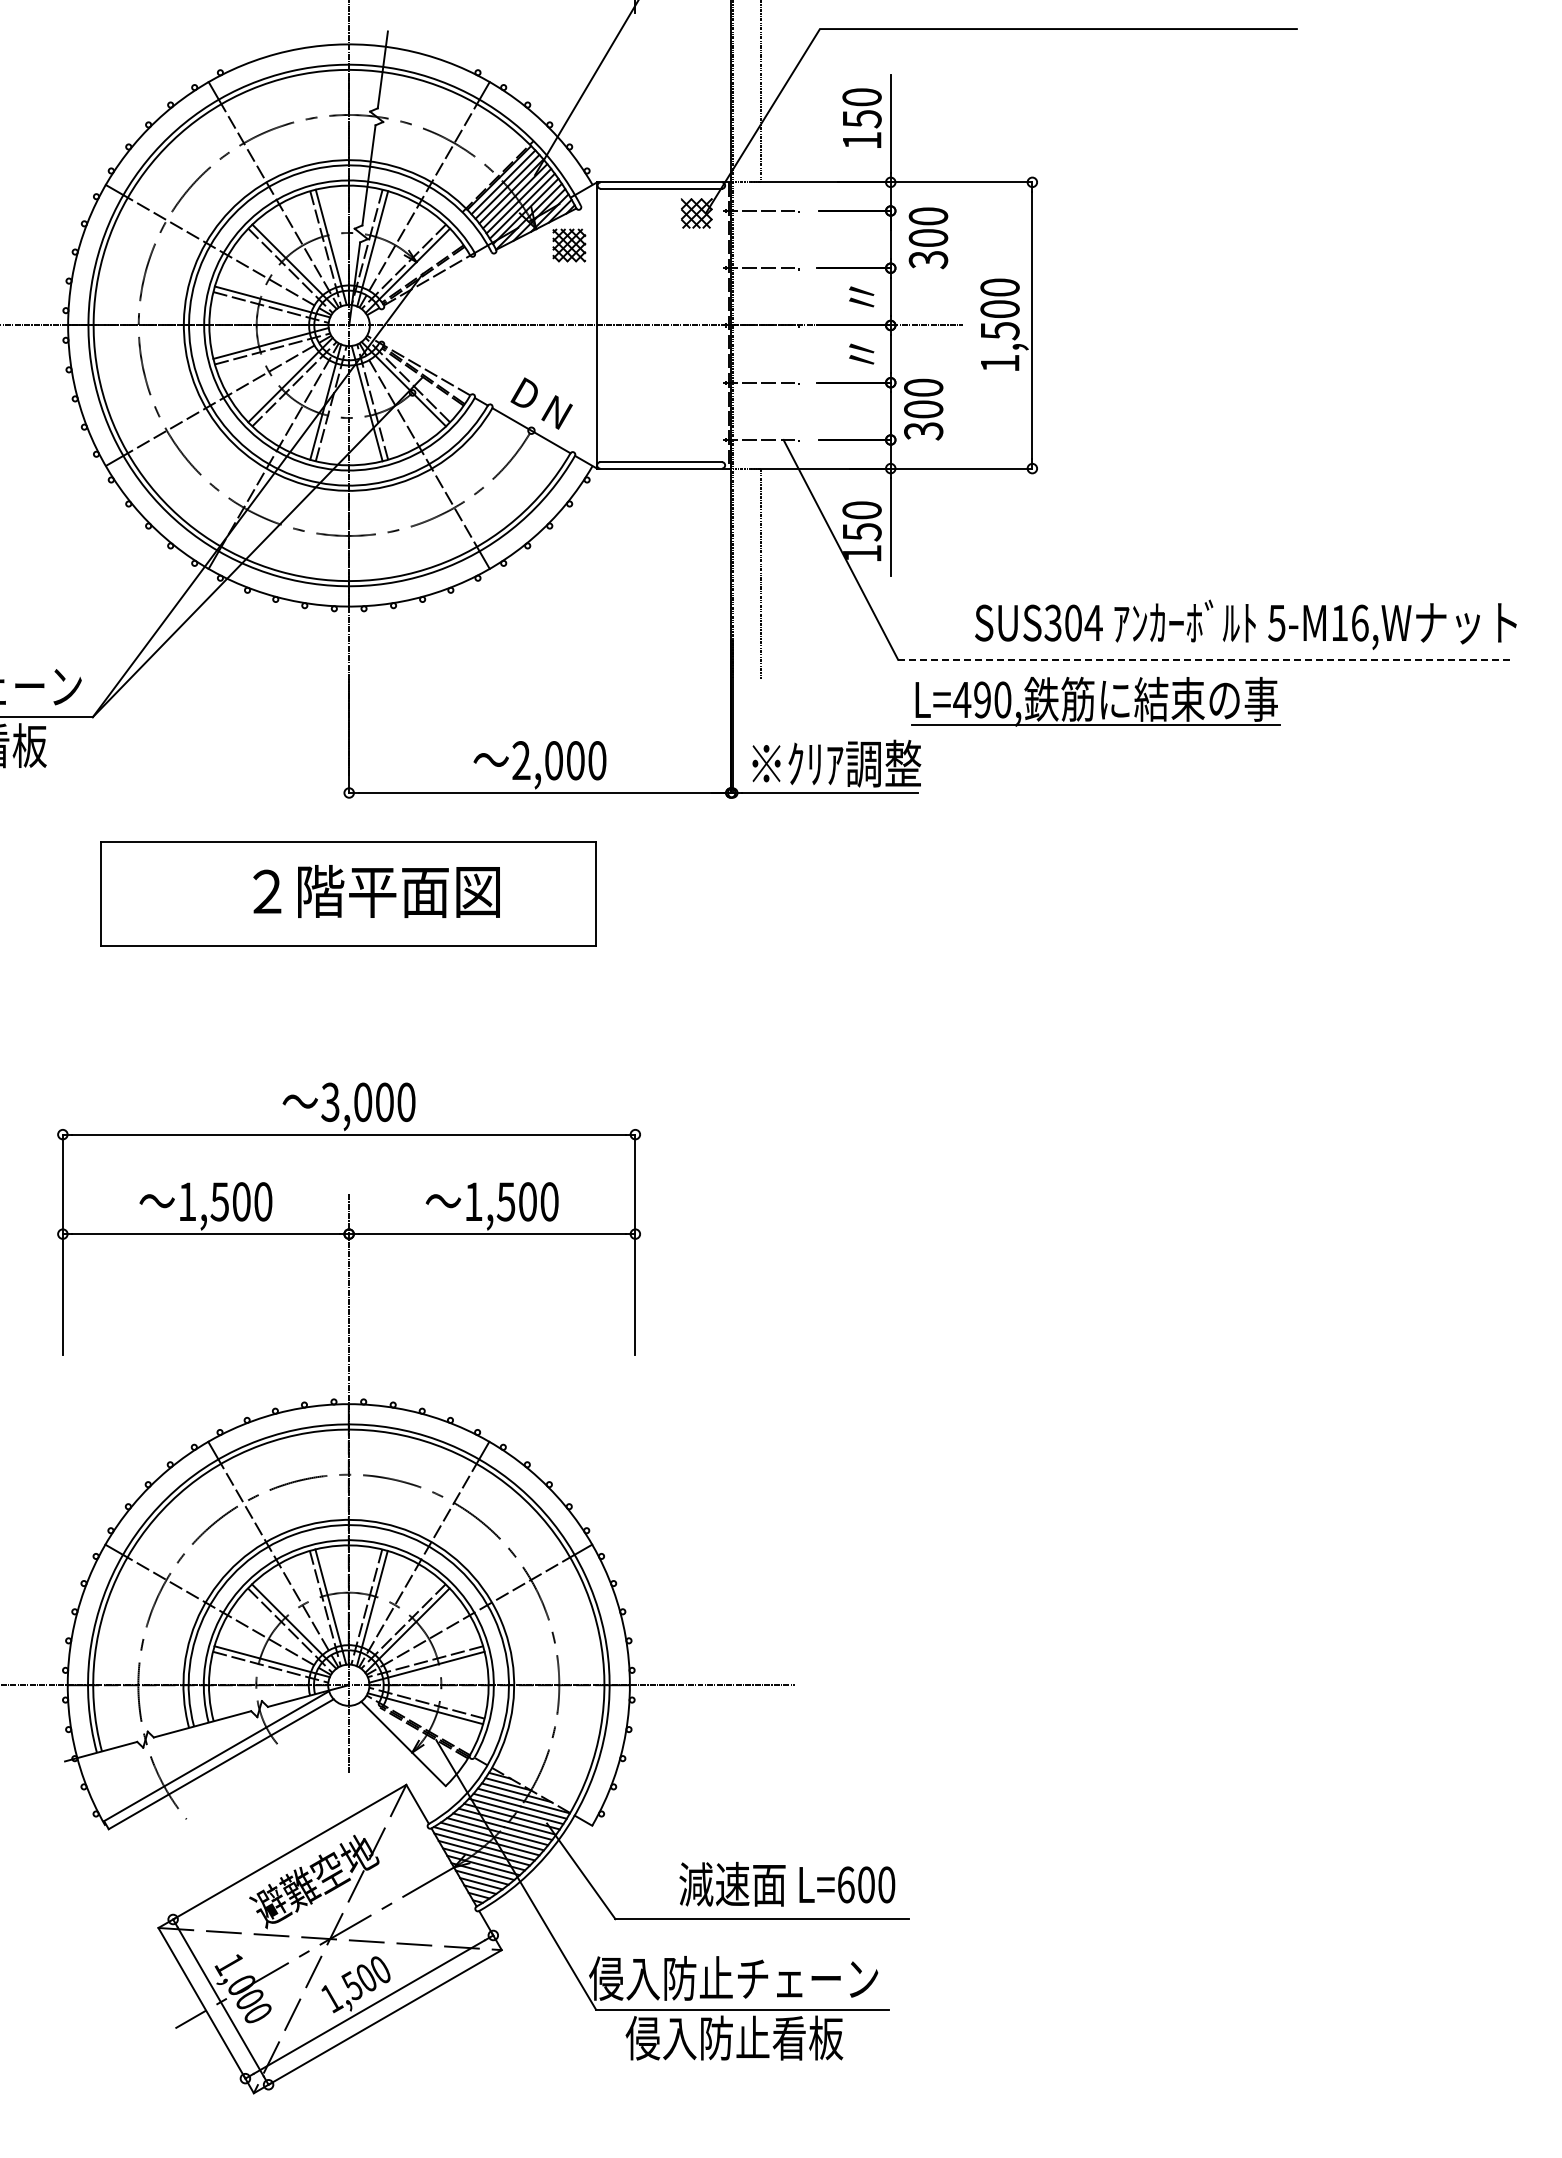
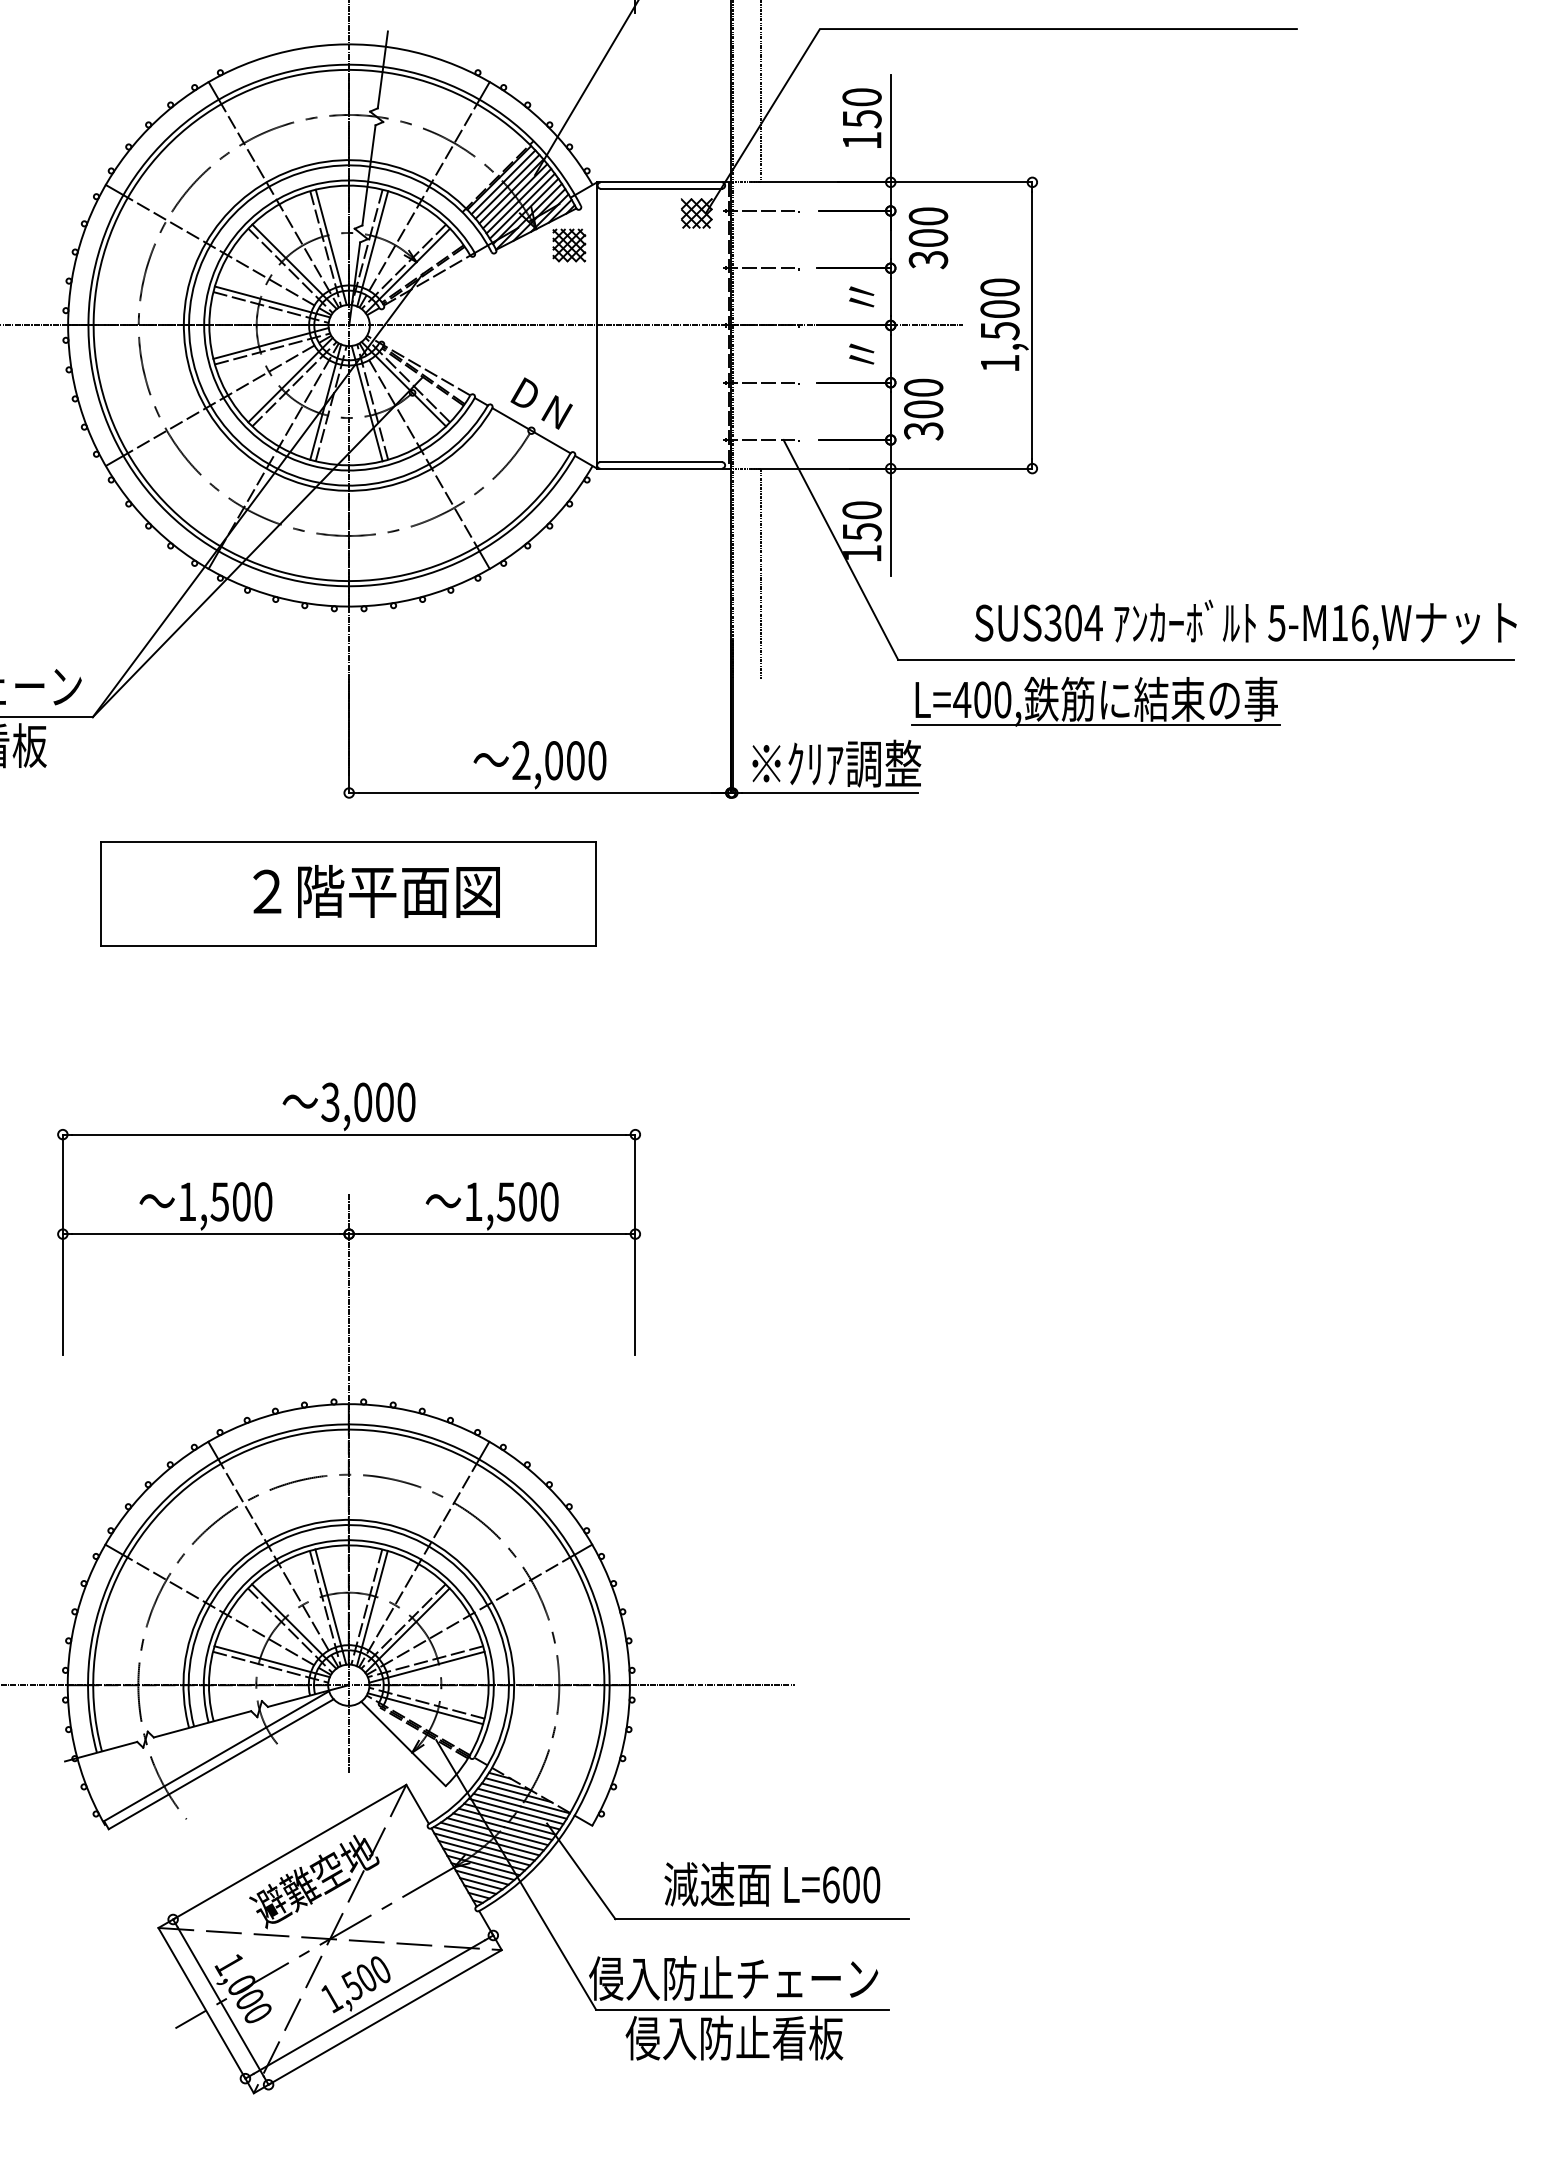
line: dashed -> solid (1205, 659)
text: L=490, -> L=400, (982, 699)
text position: (787, 1883) -> (772, 1883) (772, 1883)
